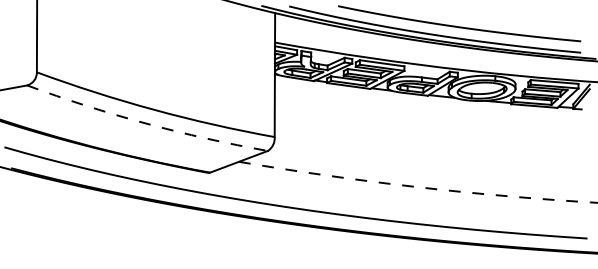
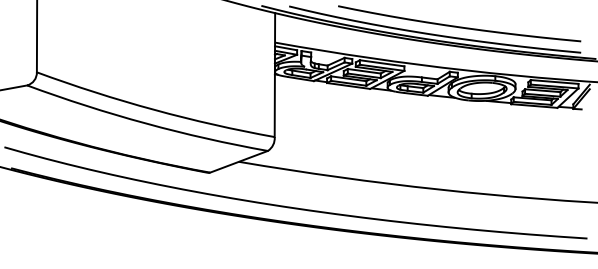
arc: dashed -> solid (146, 123)
arc: dashed -> solid (418, 187)
